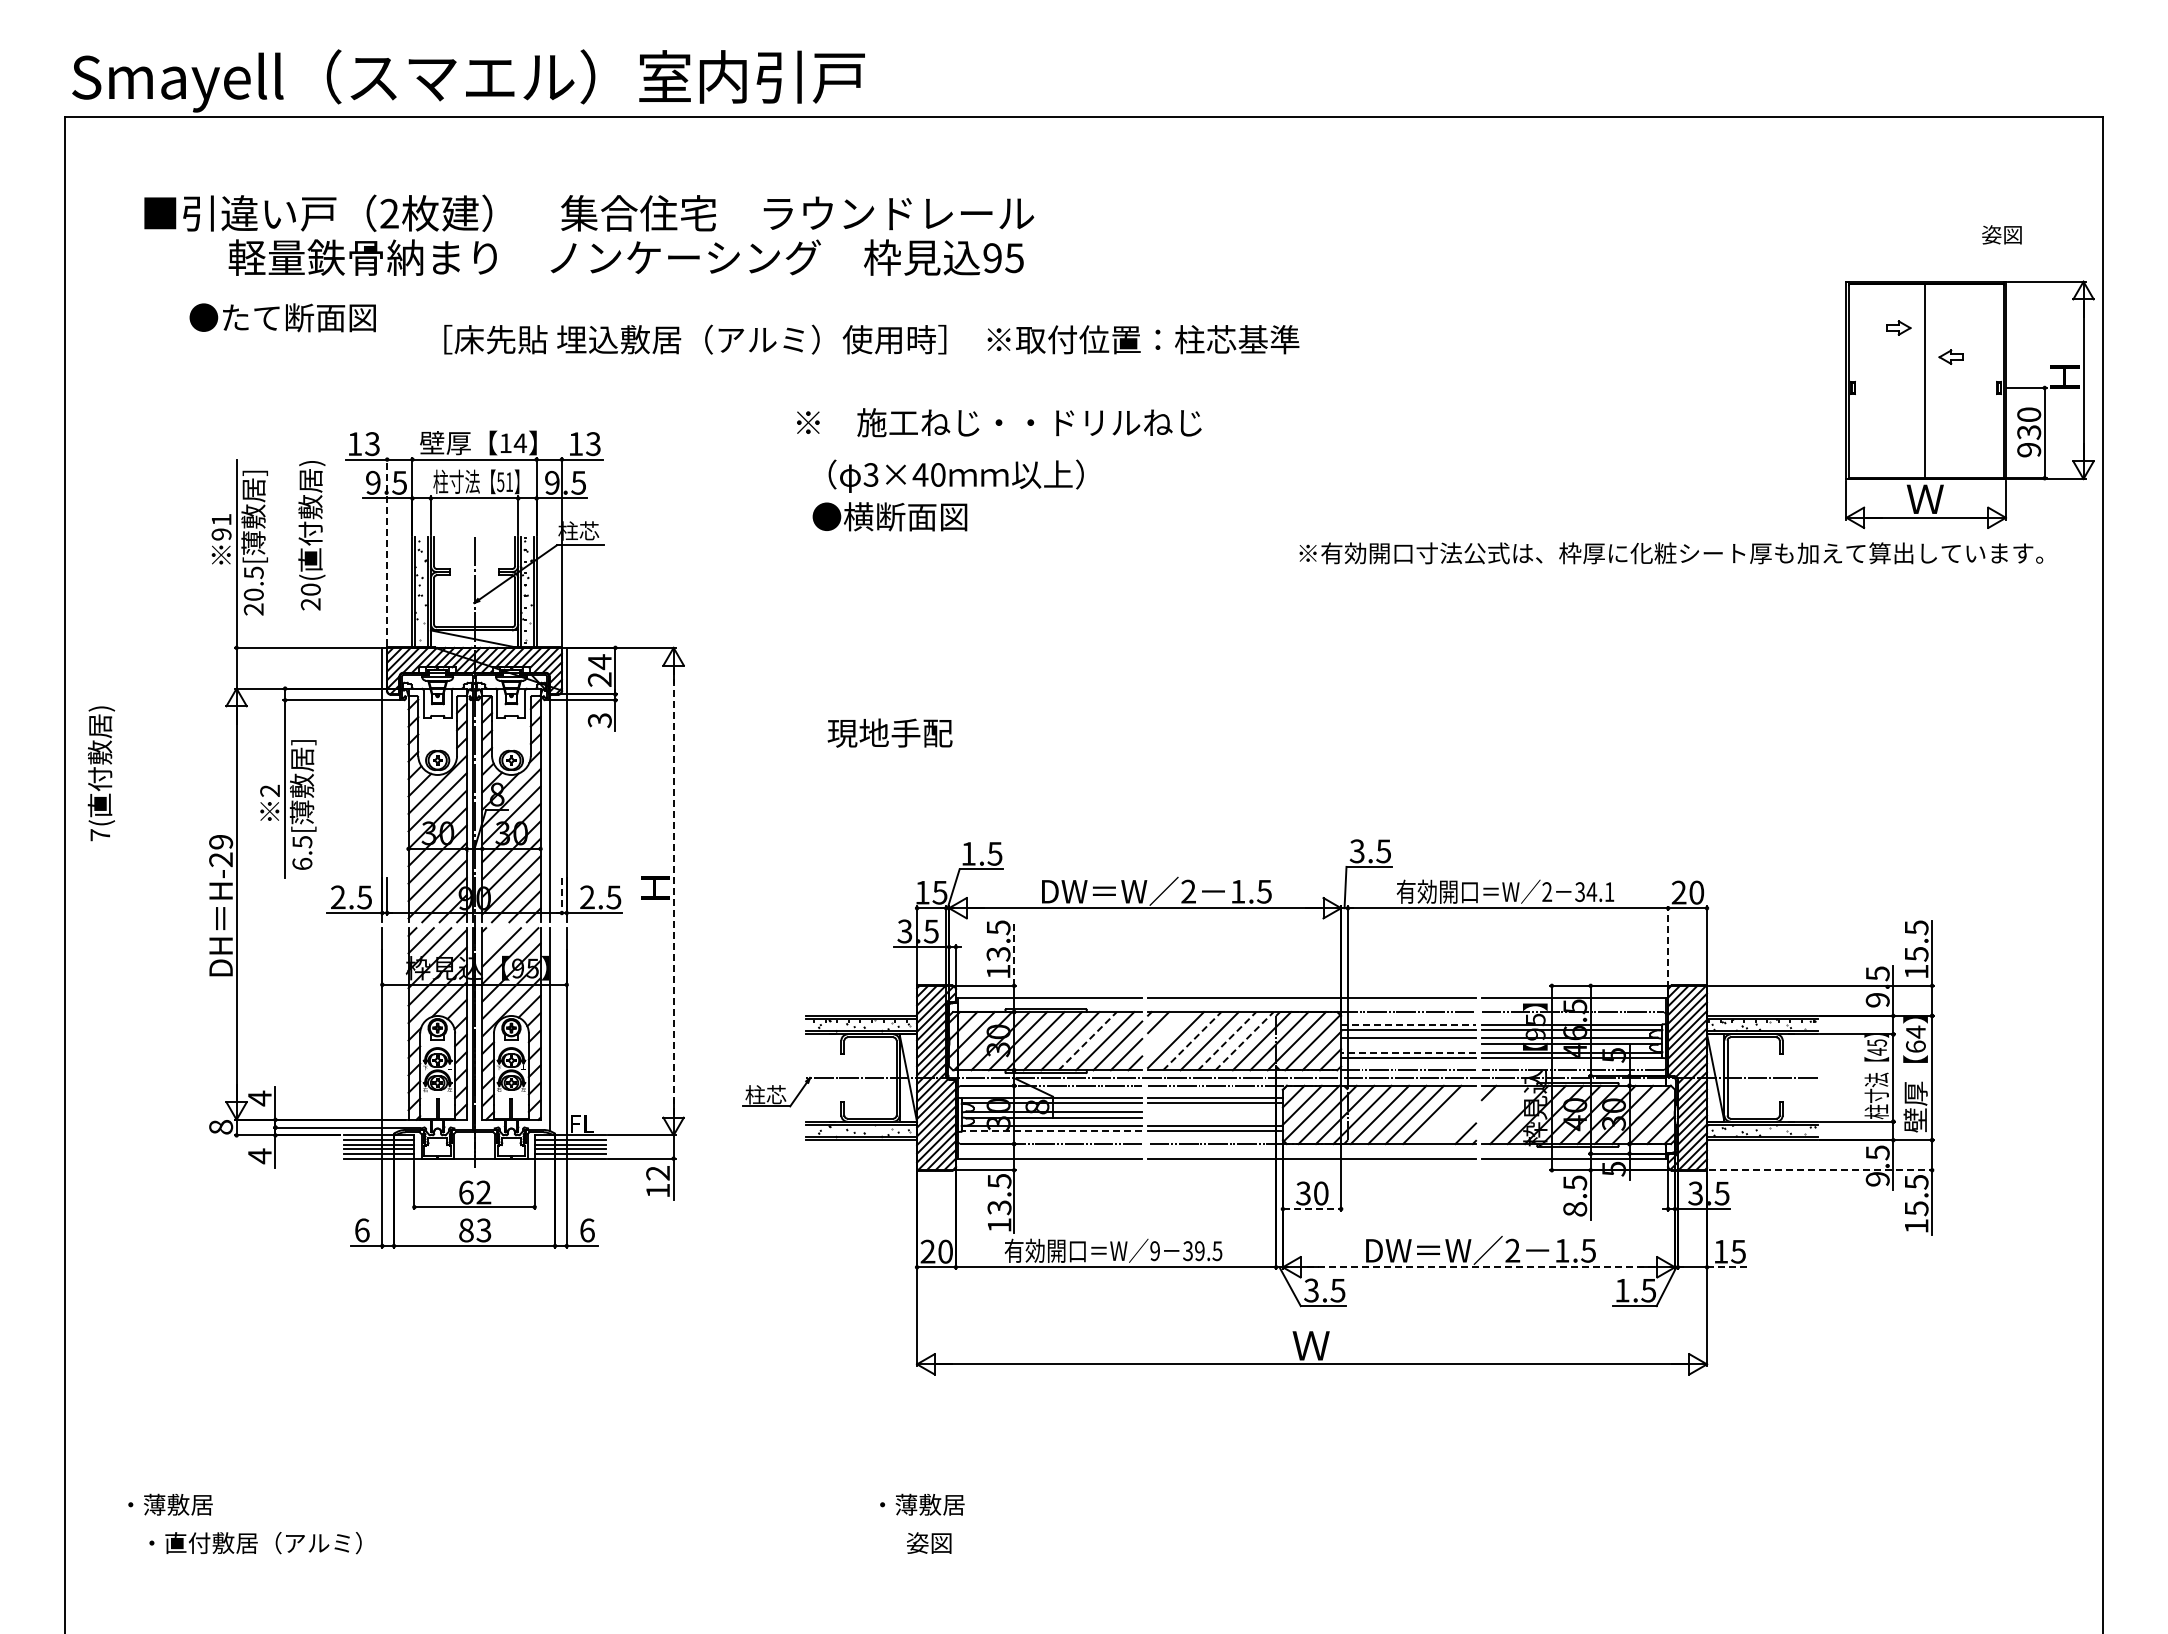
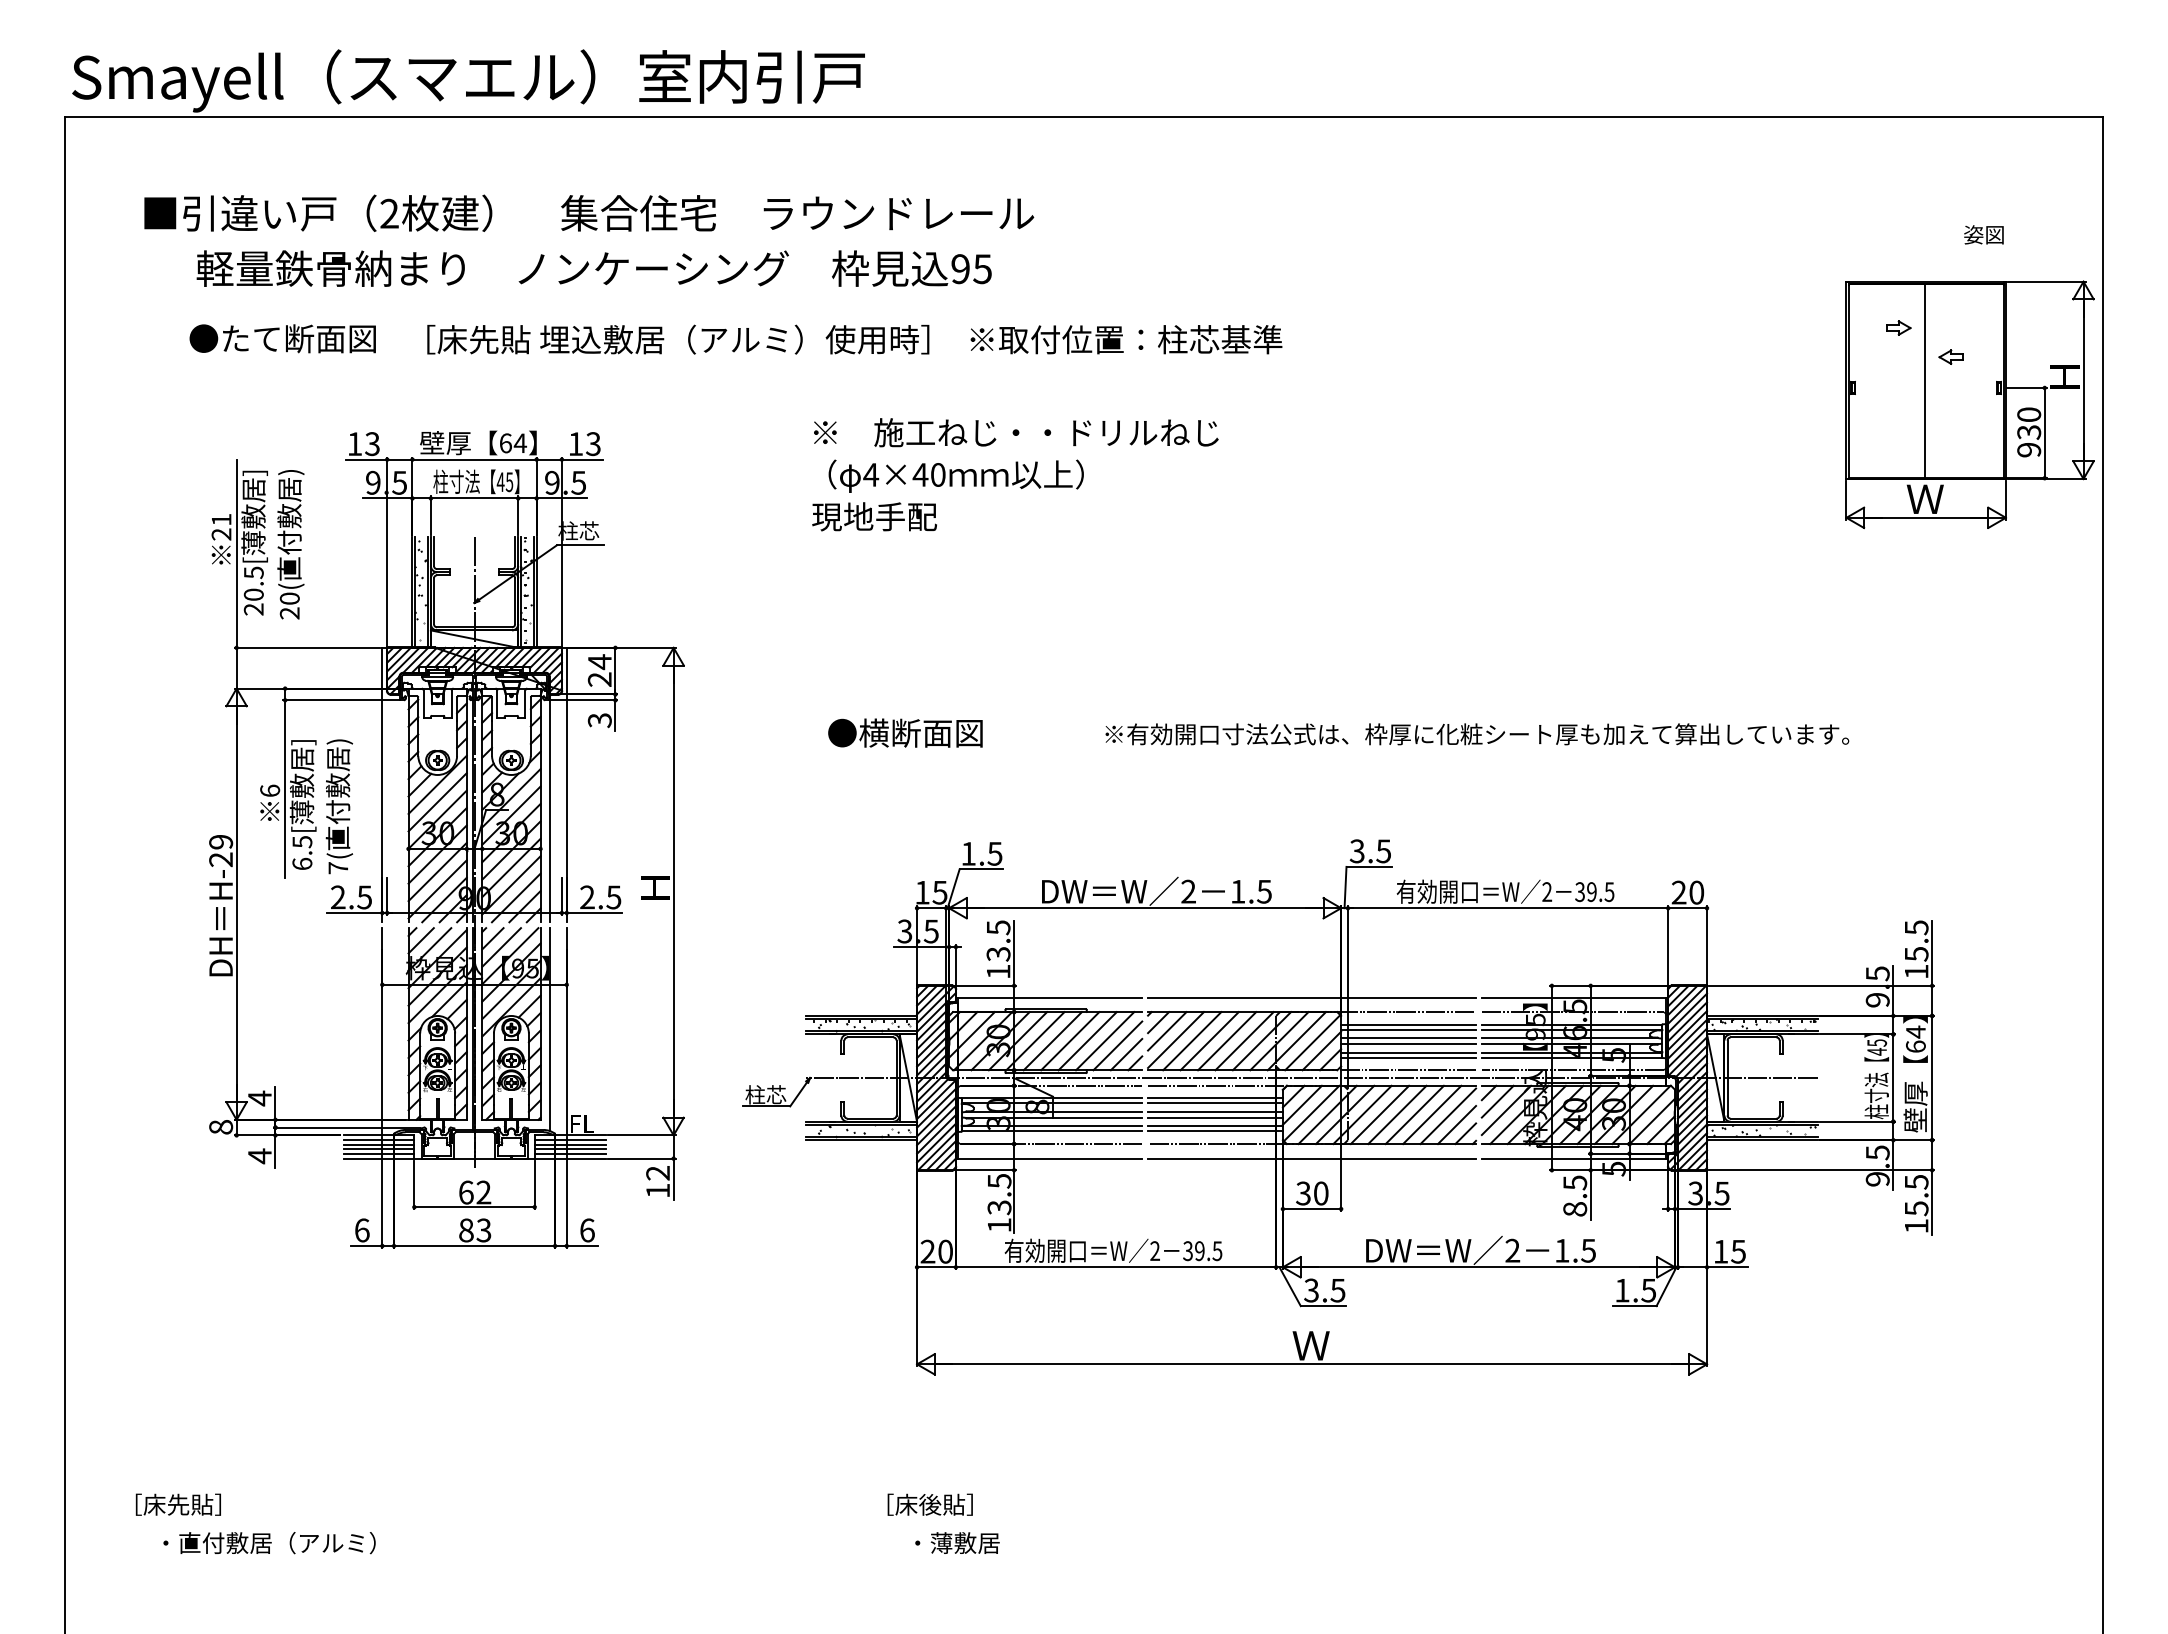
text position: (2001, 234) -> (1983, 234) (1983, 234)
text position: (625, 257) -> (593, 268) (593, 268)
text position: (282, 317) -> (282, 338) (282, 338)
text position: (871, 339) -> (854, 339) (854, 339)
text position: (999, 422) -> (1016, 432) (1016, 432)
text: 14 -> 64 (505, 443)
text: 3×40 -> 4×40 (871, 474)
text: 51 -> 45 (504, 482)
text: ●横断面図 -> 現地手配 (889, 516)
text: 91 -> 21 (221, 534)
text position: (311, 535) -> (290, 544) (290, 544)
line: dashed -> solid (387, 551)
text position: (1671, 553) -> (1477, 734) (1477, 734)
text: 現地手配 -> ●横断面図 (904, 732)
text position: (100, 773) -> (338, 806) (338, 806)
text: 2 -> 6 (270, 790)
line: dashed -> solid (673, 892)
text: 34.1 -> 39.5 (1600, 892)
line: dashed -> solid (561, 896)
line: none -> present (492, 938)
line: dashed -> solid (1668, 947)
line: dashed -> solid (1014, 953)
line: dashed -> solid (1409, 1024)
line: none -> present (1167, 1031)
line: dashed -> solid (1088, 1040)
line: dashed -> solid (1192, 1040)
line: dashed -> solid (1227, 1040)
line: dashed -> solid (1244, 1040)
line: none -> present (1408, 1044)
line: dashed -> solid (1408, 1052)
line: none -> present (1497, 1101)
line: none -> present (1506, 1110)
line: none -> present (1215, 1111)
line: none -> present (1448, 1116)
line: none -> present (1215, 1118)
line: none -> present (1456, 1124)
line: dashed -> solid (1051, 1131)
line: dashed -> solid (1821, 1170)
line: dashed -> solid (1312, 1209)
text: 9 -> 2 (1154, 1251)
line: dashed -> solid (1478, 1267)
line: dashed -> solid (1727, 1267)
text: ・薄敷居 -> ［床先貼］ (174, 1504)
text: ・薄敷居 -> ［床後貼］ (926, 1504)
text: 姿図 -> ・薄敷居 (953, 1542)
text position: (255, 1543) -> (269, 1543) (269, 1543)
